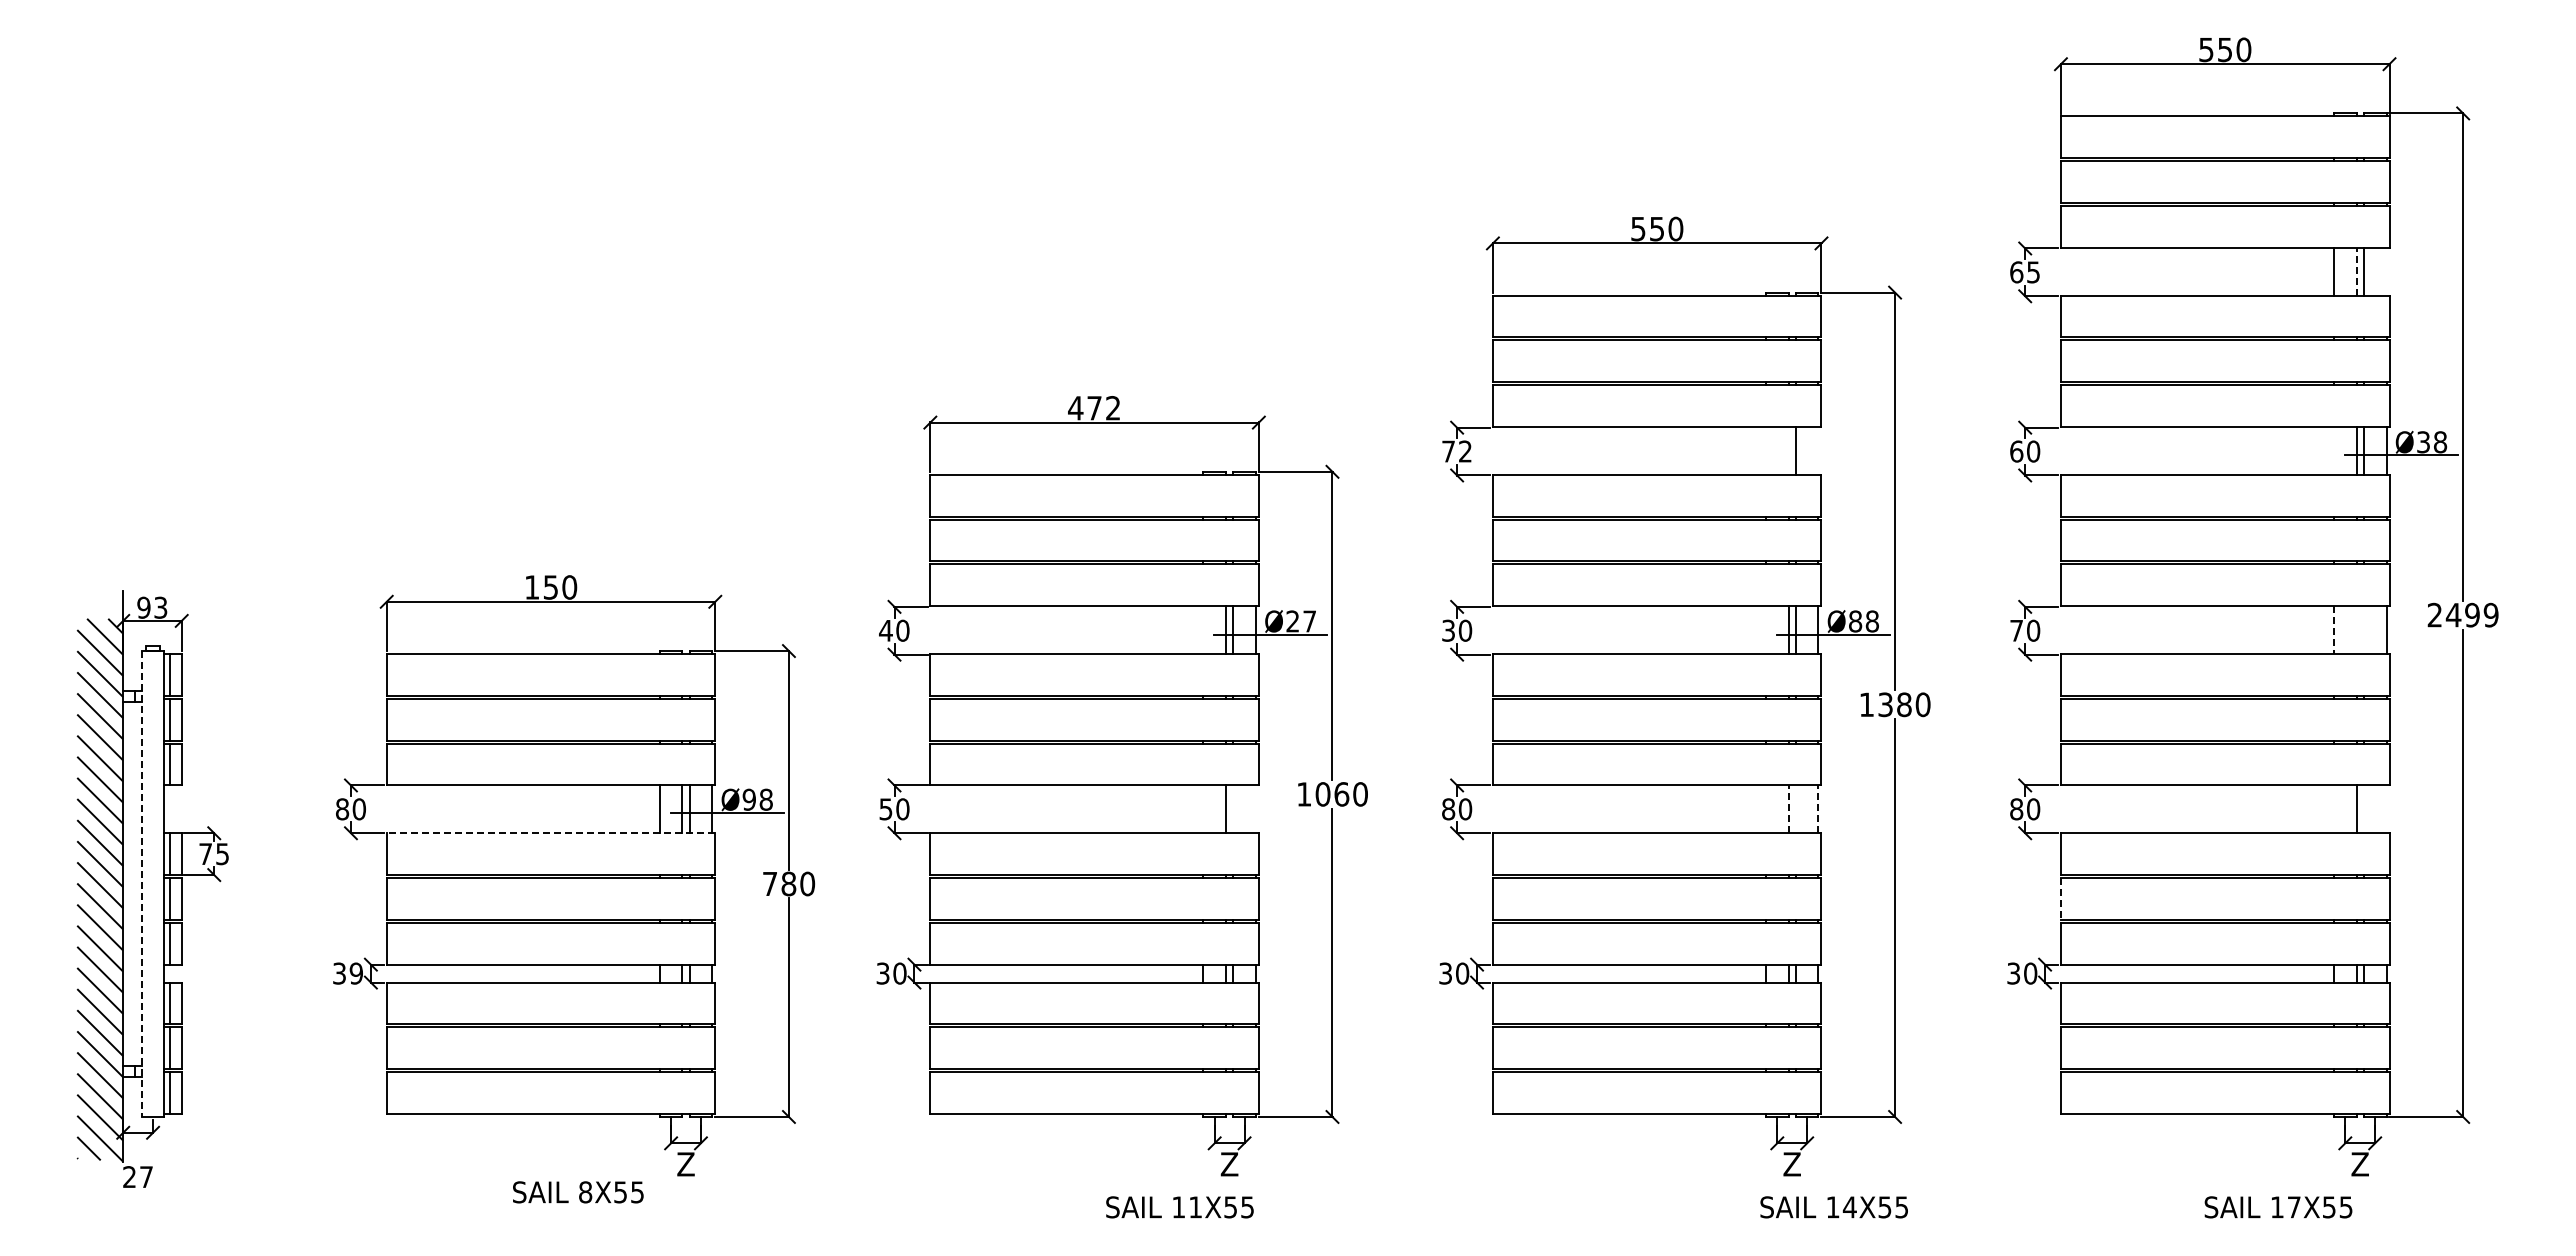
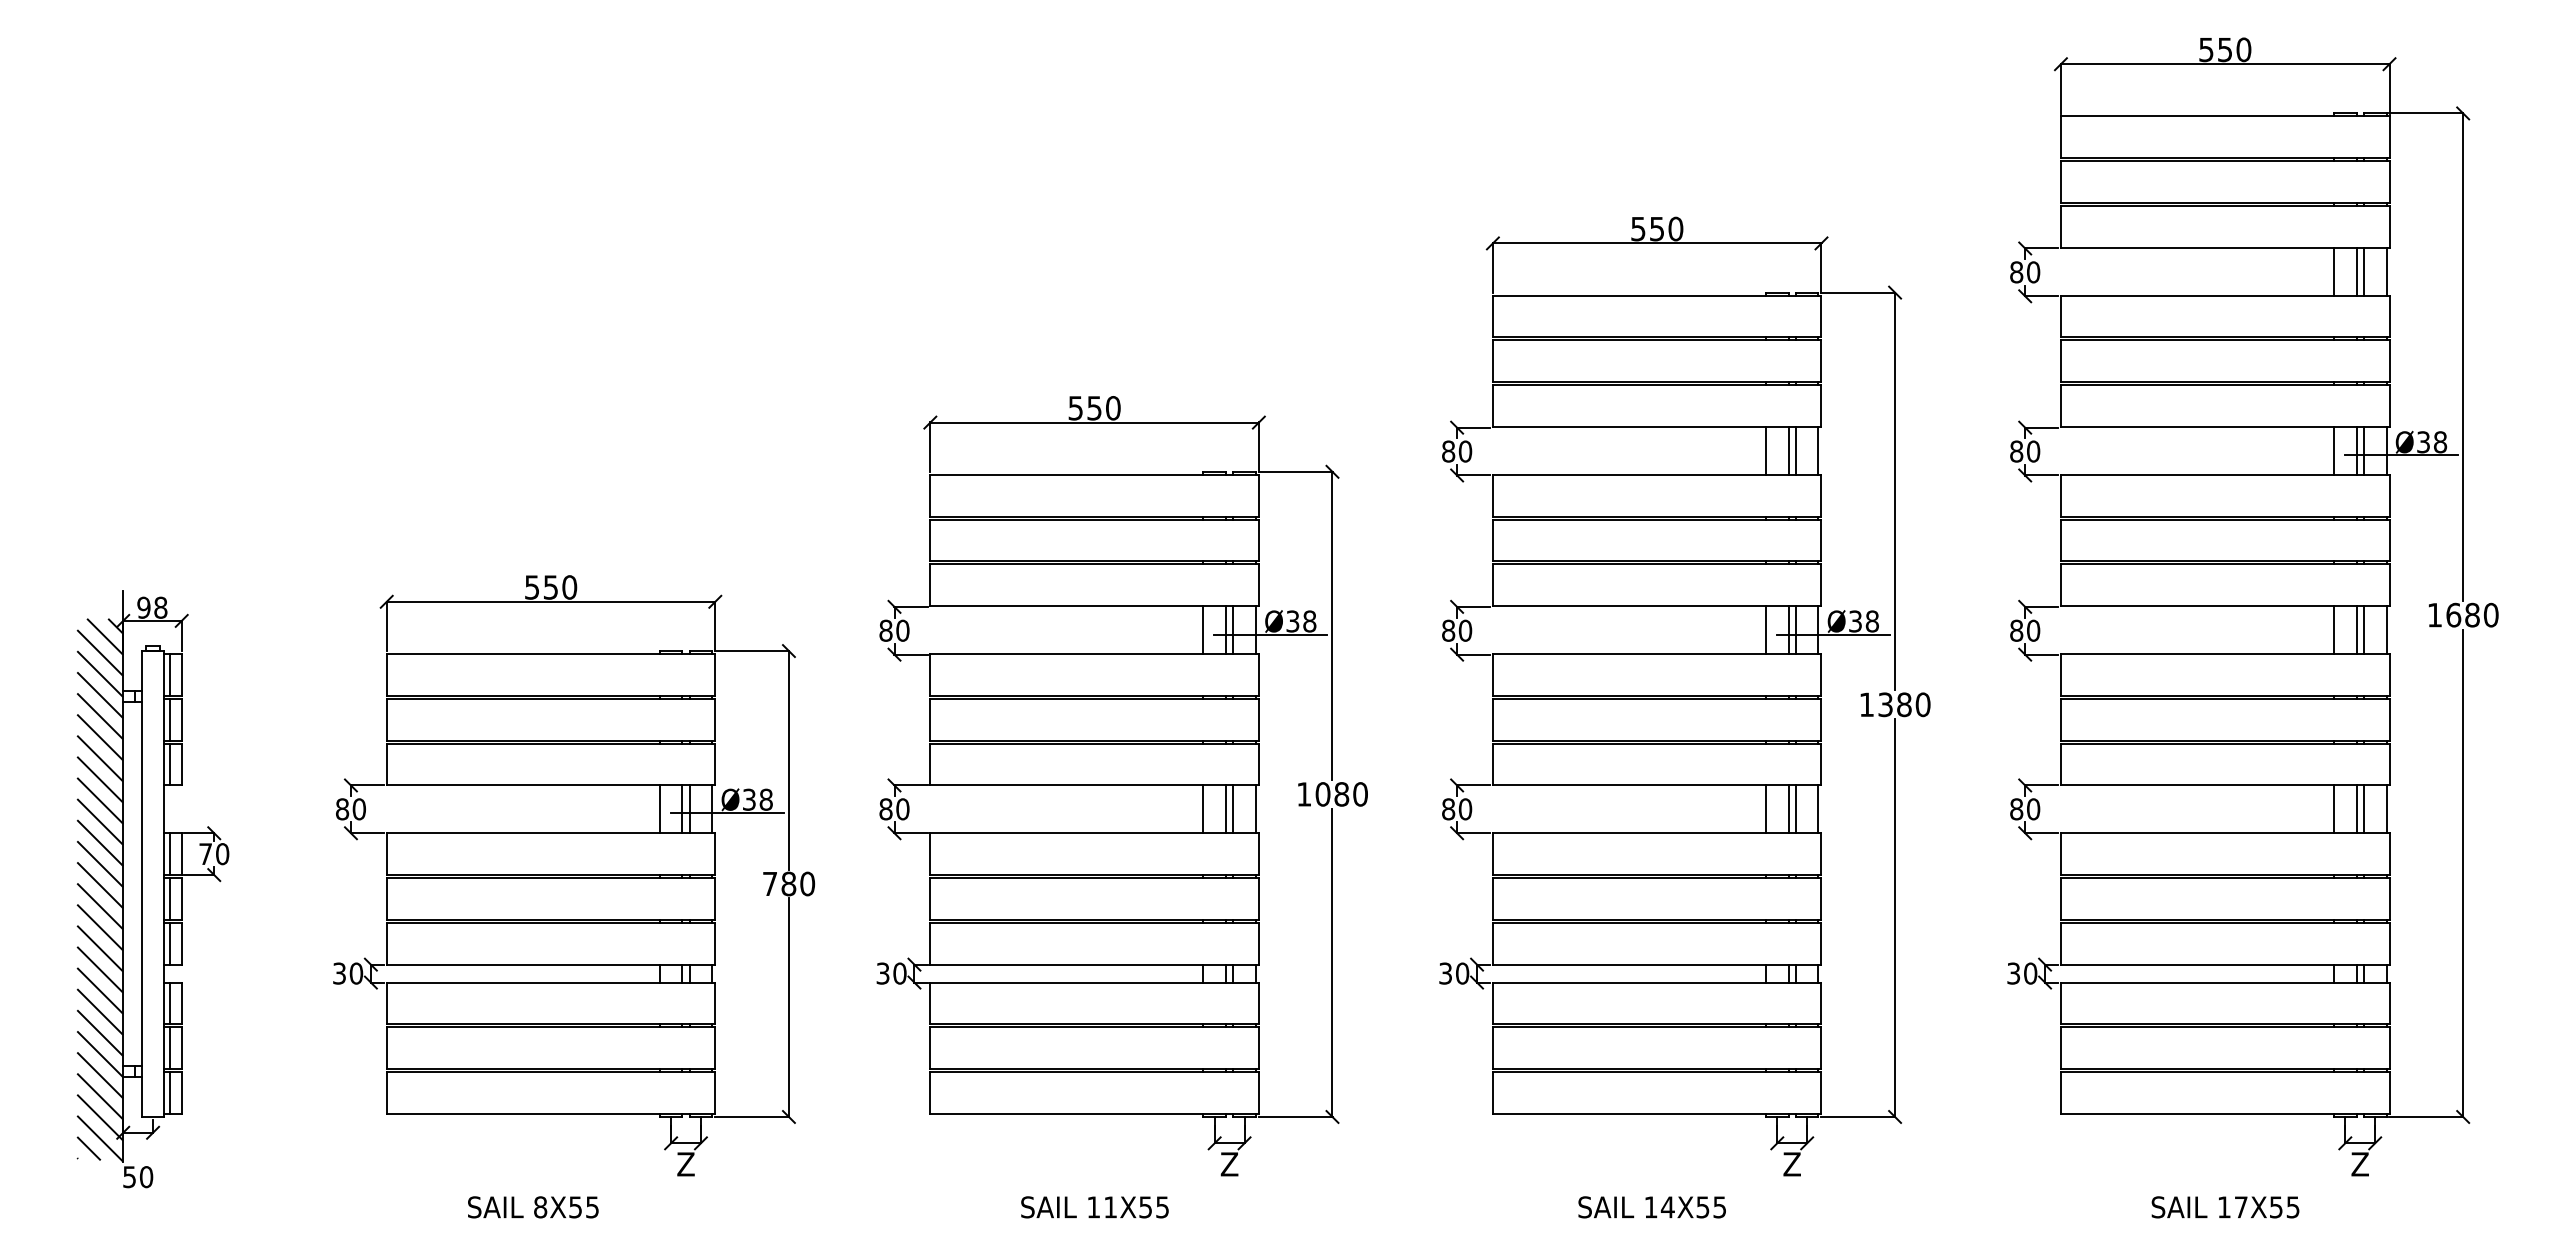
line: dashed -> solid (2356, 271)
line: none -> present (2386, 271)
text: 65 -> 80 (2025, 272)
text: 472 -> 550 (1094, 408)
line: none -> present (1765, 450)
line: none -> present (1788, 450)
line: none -> present (1818, 450)
line: none -> present (2333, 450)
text: 72 -> 80 (1457, 451)
text: 60 -> 80 (2016, 451)
text: 150 -> 550 (531, 587)
text: 93 -> 98 (160, 607)
text: 2499 -> 1680 (2462, 614)
text: Ø27 -> Ø38 (1301, 621)
text: Ø88 -> Ø38 (1855, 621)
text: 40 -> 80 (885, 630)
line: none -> present (1203, 630)
text: 30 -> 80 (1448, 630)
line: none -> present (1765, 630)
text: 70 -> 80 (2016, 630)
line: dashed -> solid (2333, 630)
line: none -> present (2356, 630)
line: none -> present (2363, 630)
text: 1060 -> 1080 (1341, 794)
text: Ø98 -> Ø38 (748, 799)
text: 50 -> 80 (885, 809)
line: none -> present (1203, 809)
line: none -> present (1233, 809)
line: none -> present (1255, 809)
line: none -> present (1765, 809)
line: dashed -> solid (1788, 809)
line: none -> present (1795, 809)
line: dashed -> solid (1818, 809)
line: none -> present (2333, 809)
line: none -> present (2363, 809)
line: none -> present (2386, 809)
line: dashed -> solid (550, 833)
text: 75 -> 70 (222, 854)
line: dashed -> solid (141, 884)
line: dashed -> solid (2060, 898)
text: 39 -> 30 (356, 973)
text: 27 -> 50 (138, 1177)
text position: (578, 1192) -> (533, 1207) (533, 1207)
text position: (1179, 1207) -> (1094, 1207) (1094, 1207)
text position: (1833, 1207) -> (1651, 1207) (1651, 1207)
text position: (2278, 1207) -> (2225, 1207) (2225, 1207)
